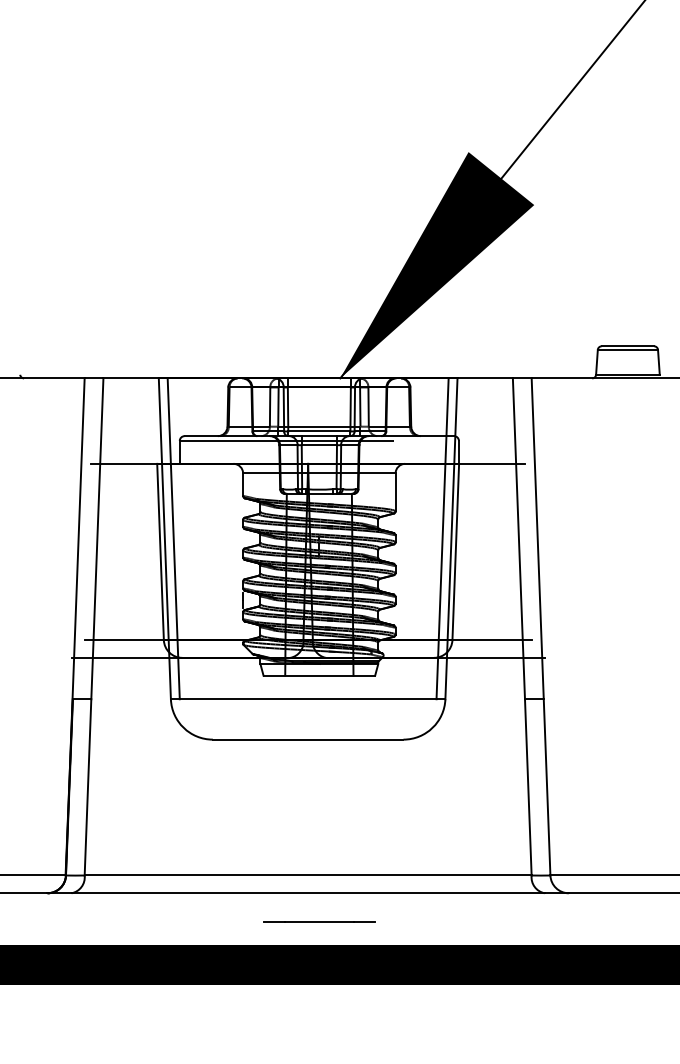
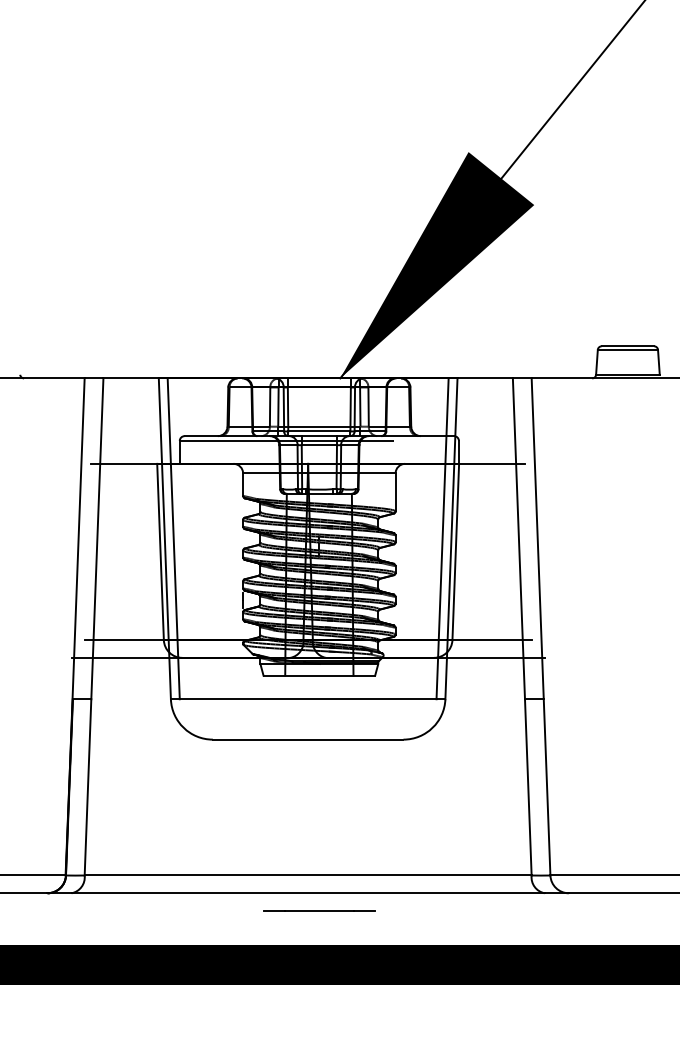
line position: (319, 921) -> (319, 910) (319, 910)
